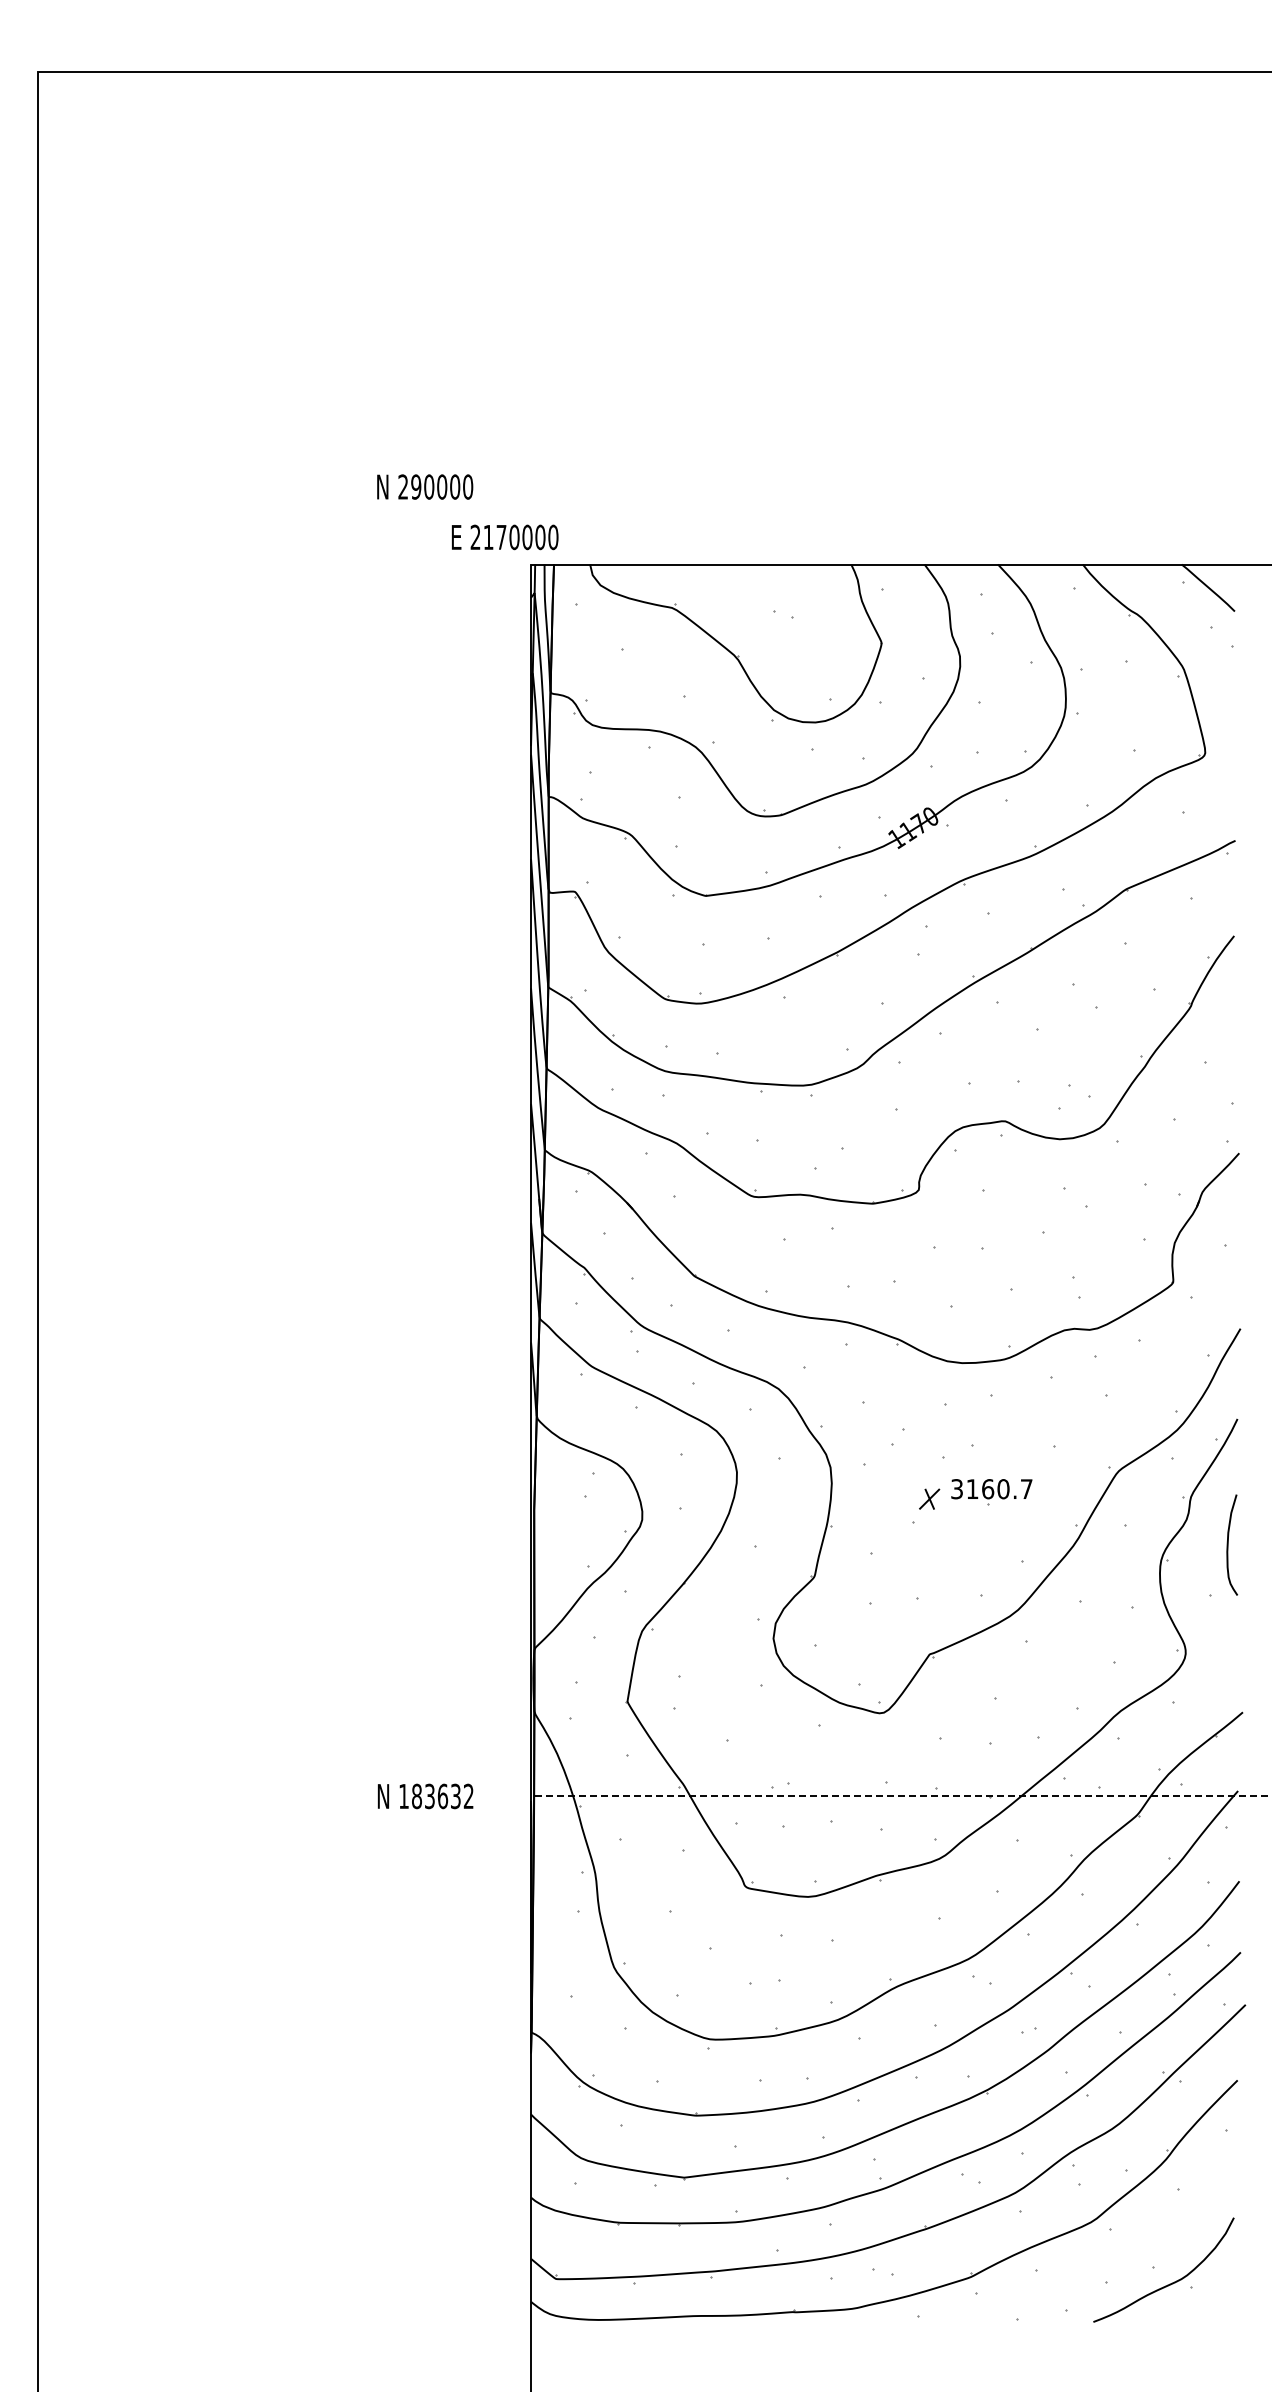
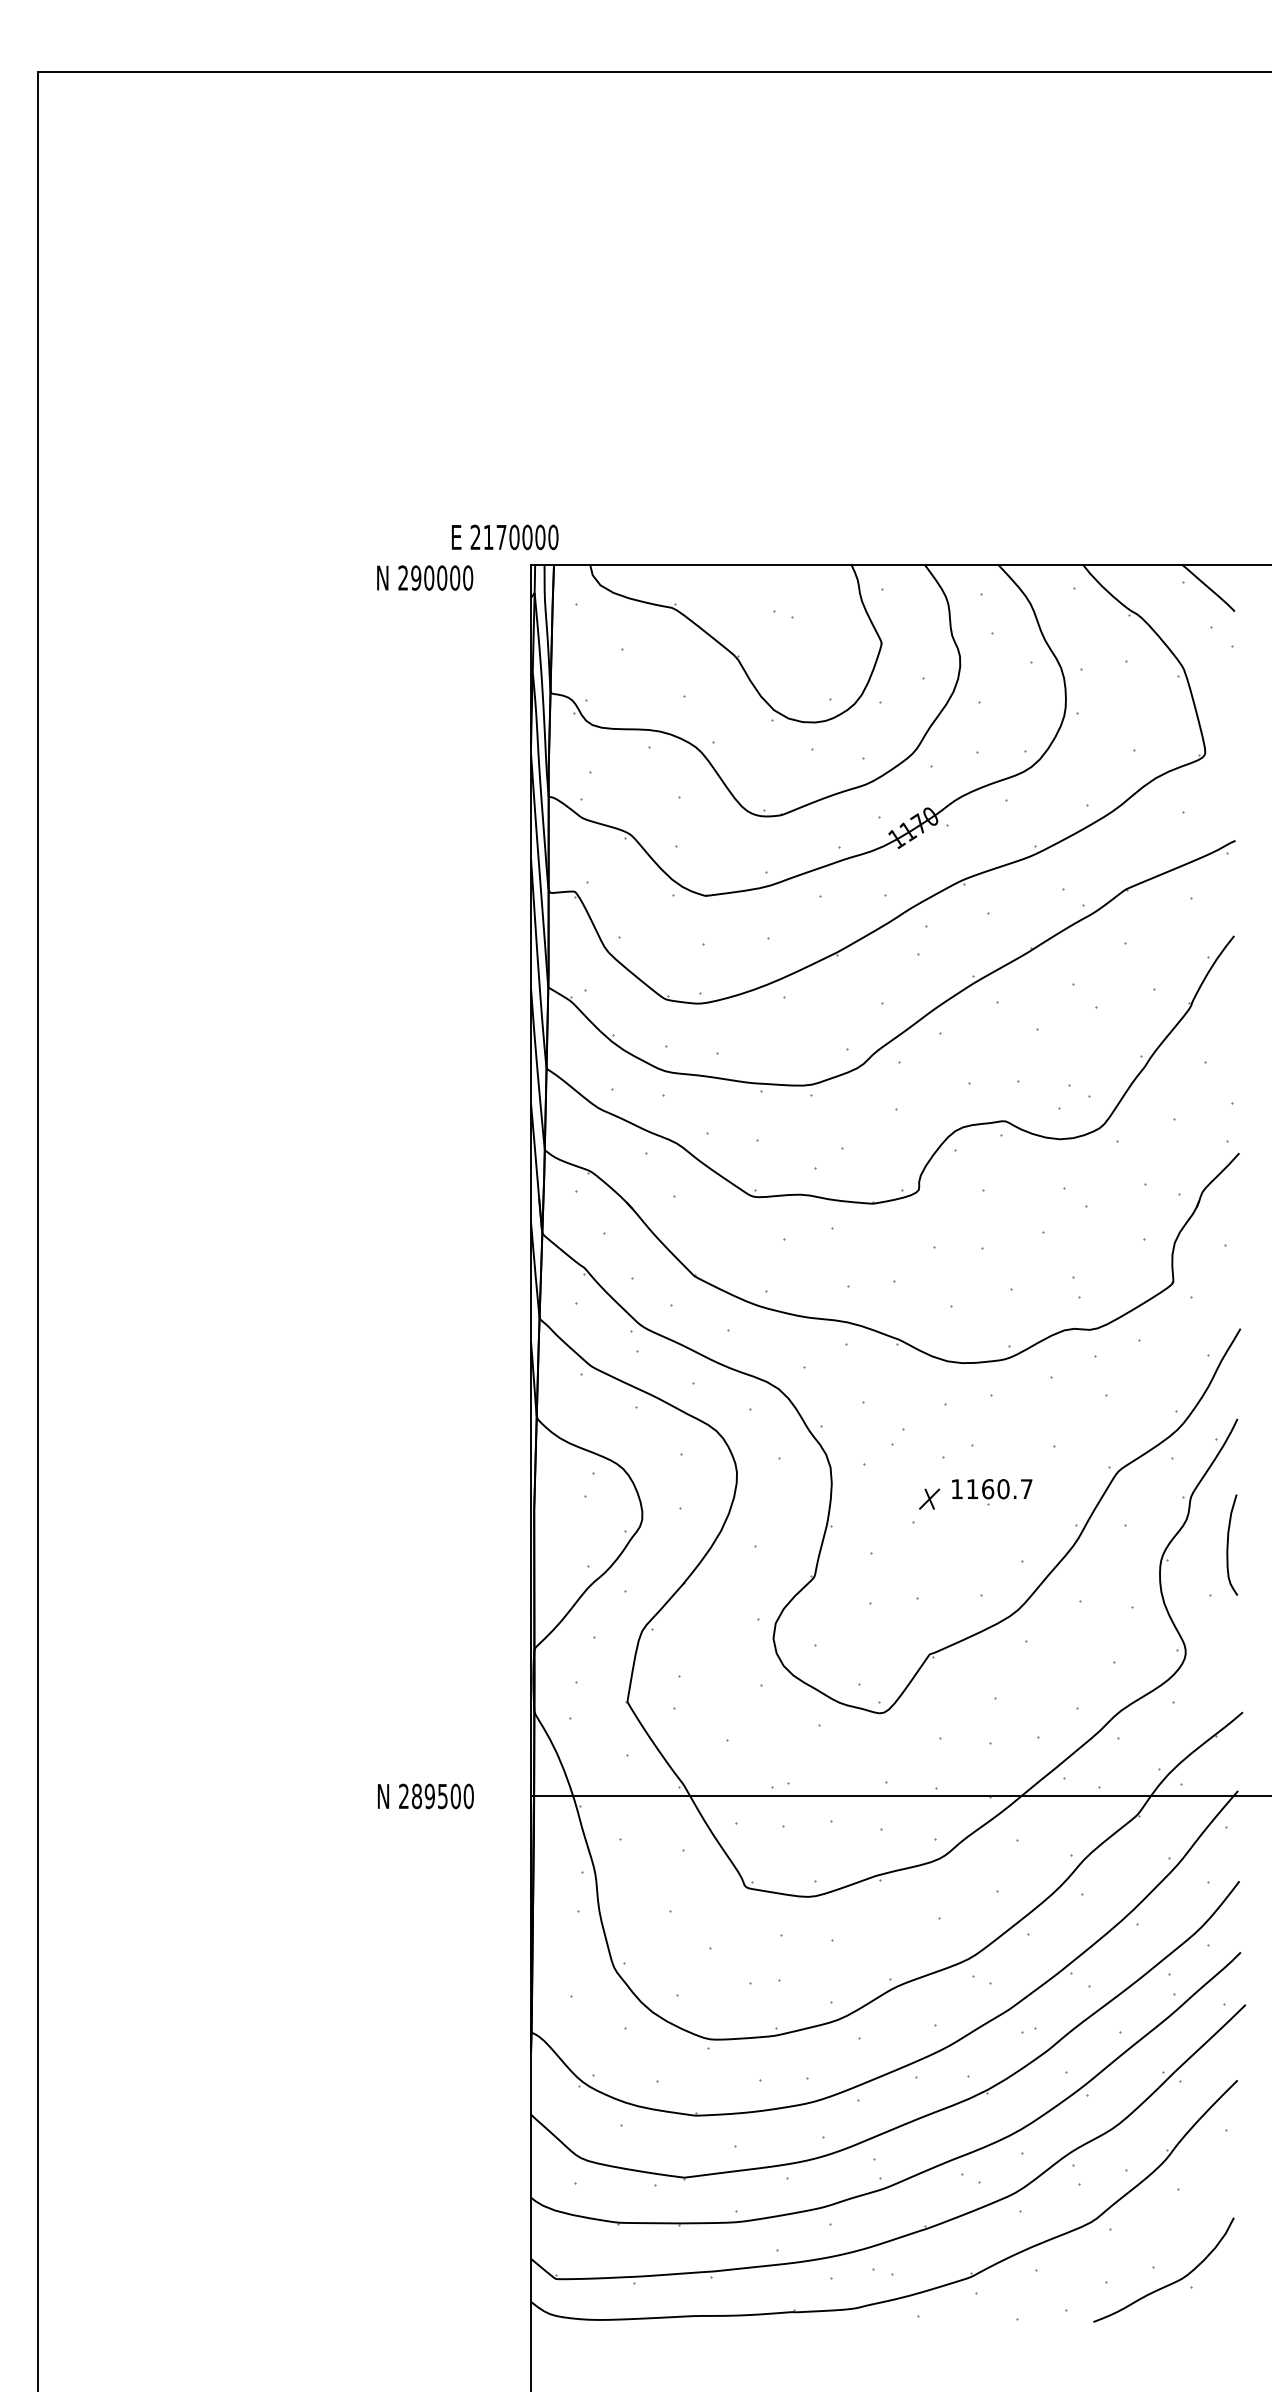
text position: (425, 486) -> (425, 577) (425, 577)
text: 3160.7 -> 1160.7 (956, 1489)
text: 183632 -> 289500 (436, 1796)
line: dashed -> solid (900, 1796)
